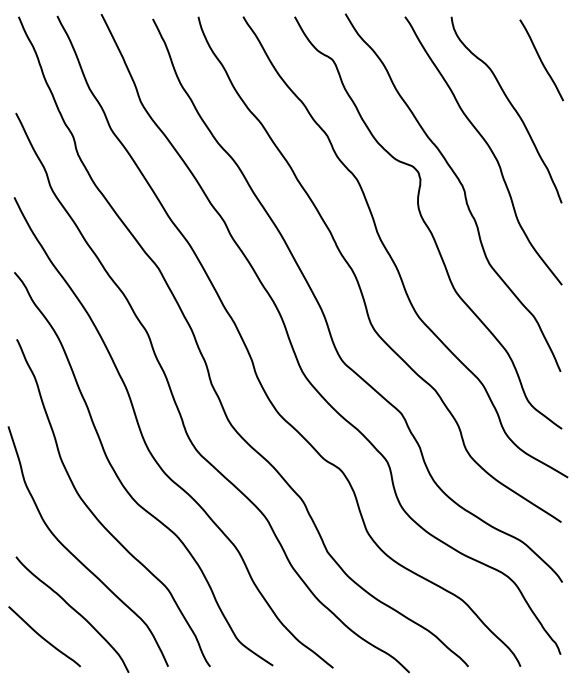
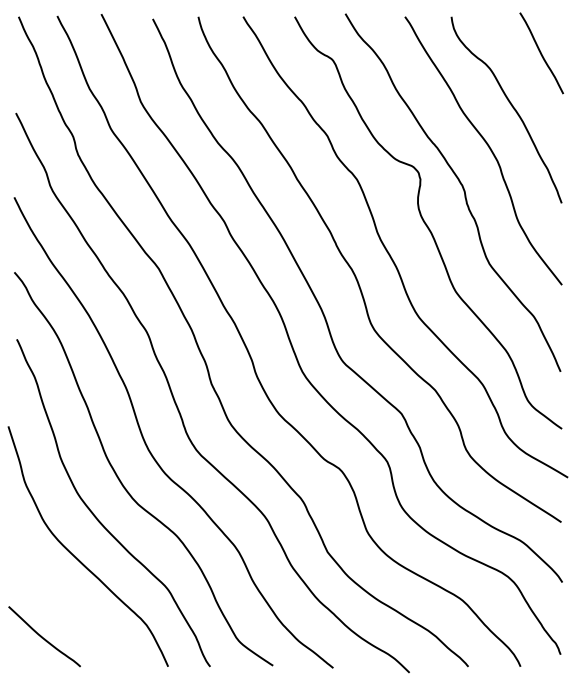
curve position: (541, 60) -> (541, 53) (541, 53)
curve: present -> none (74, 611)
